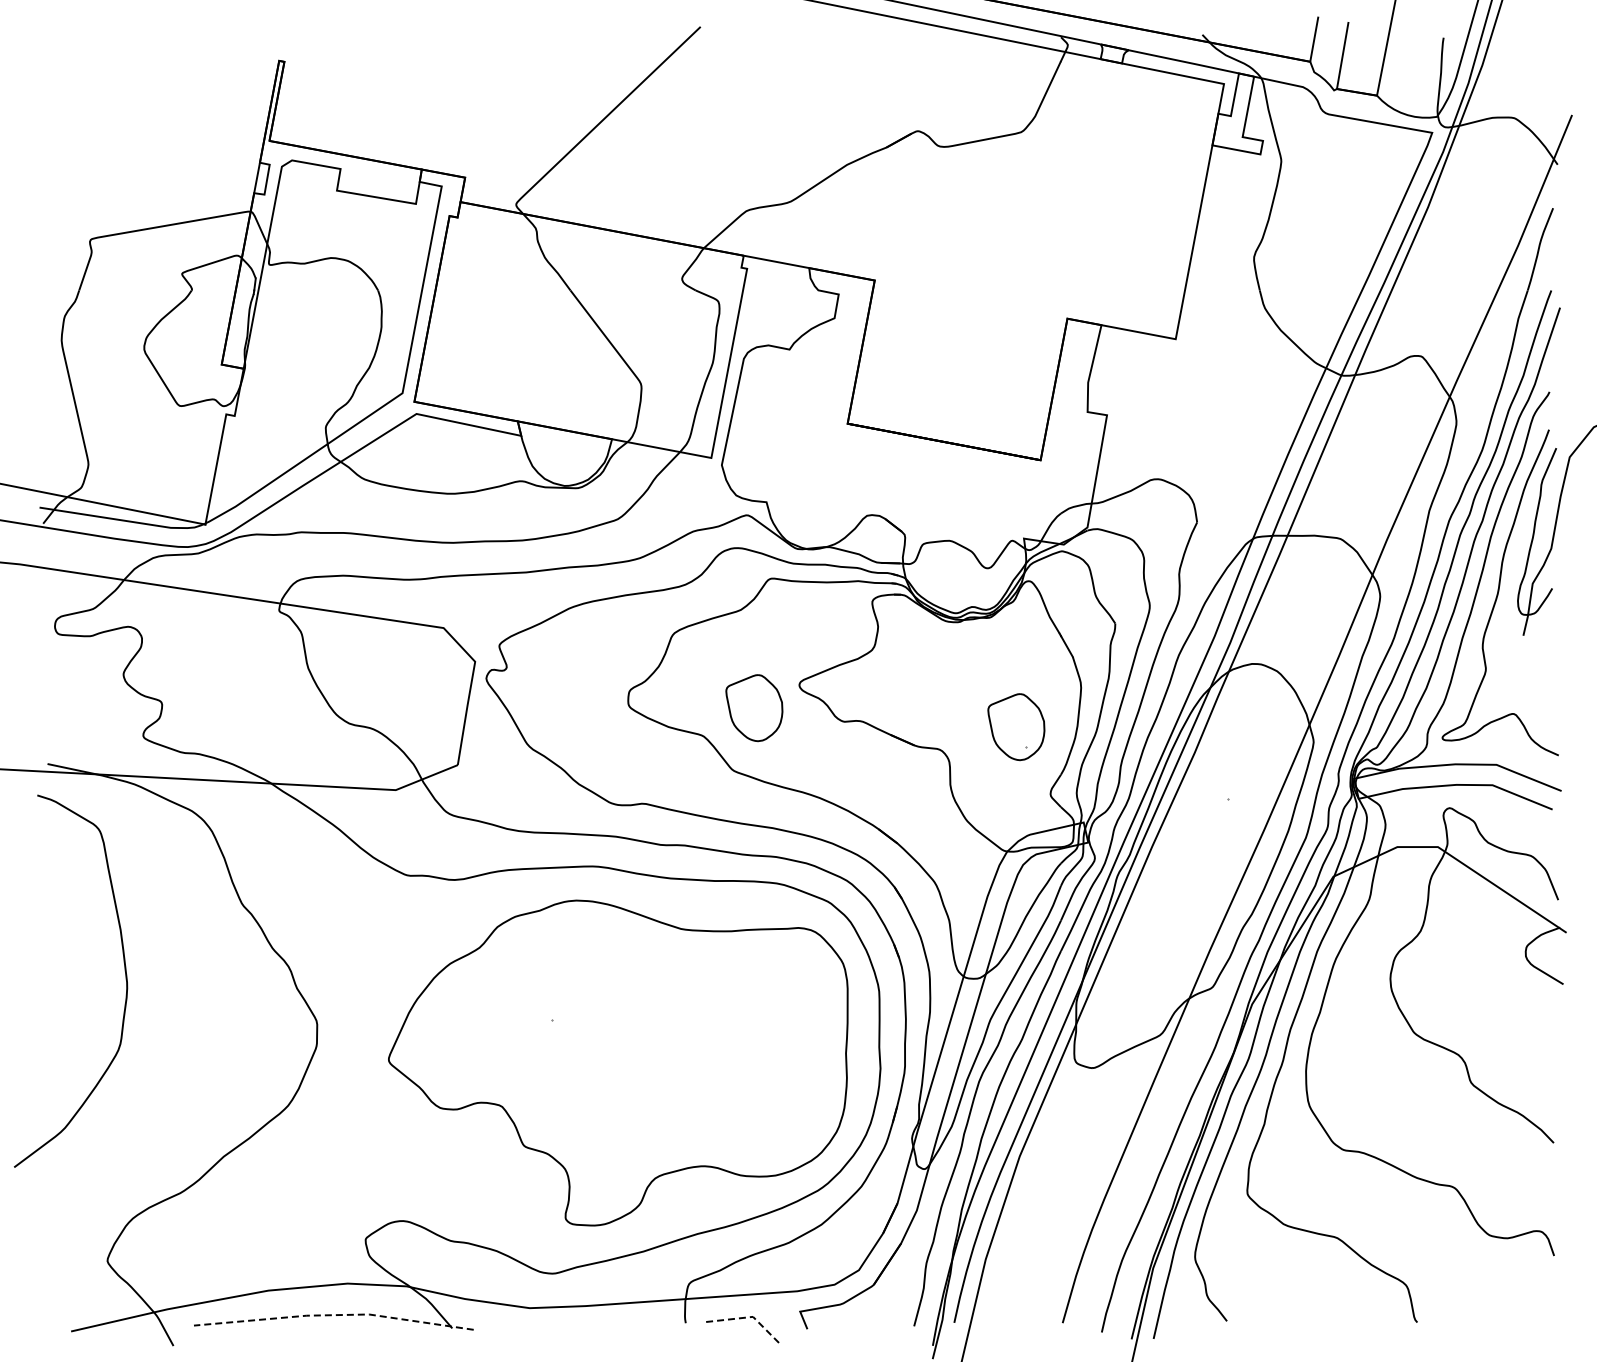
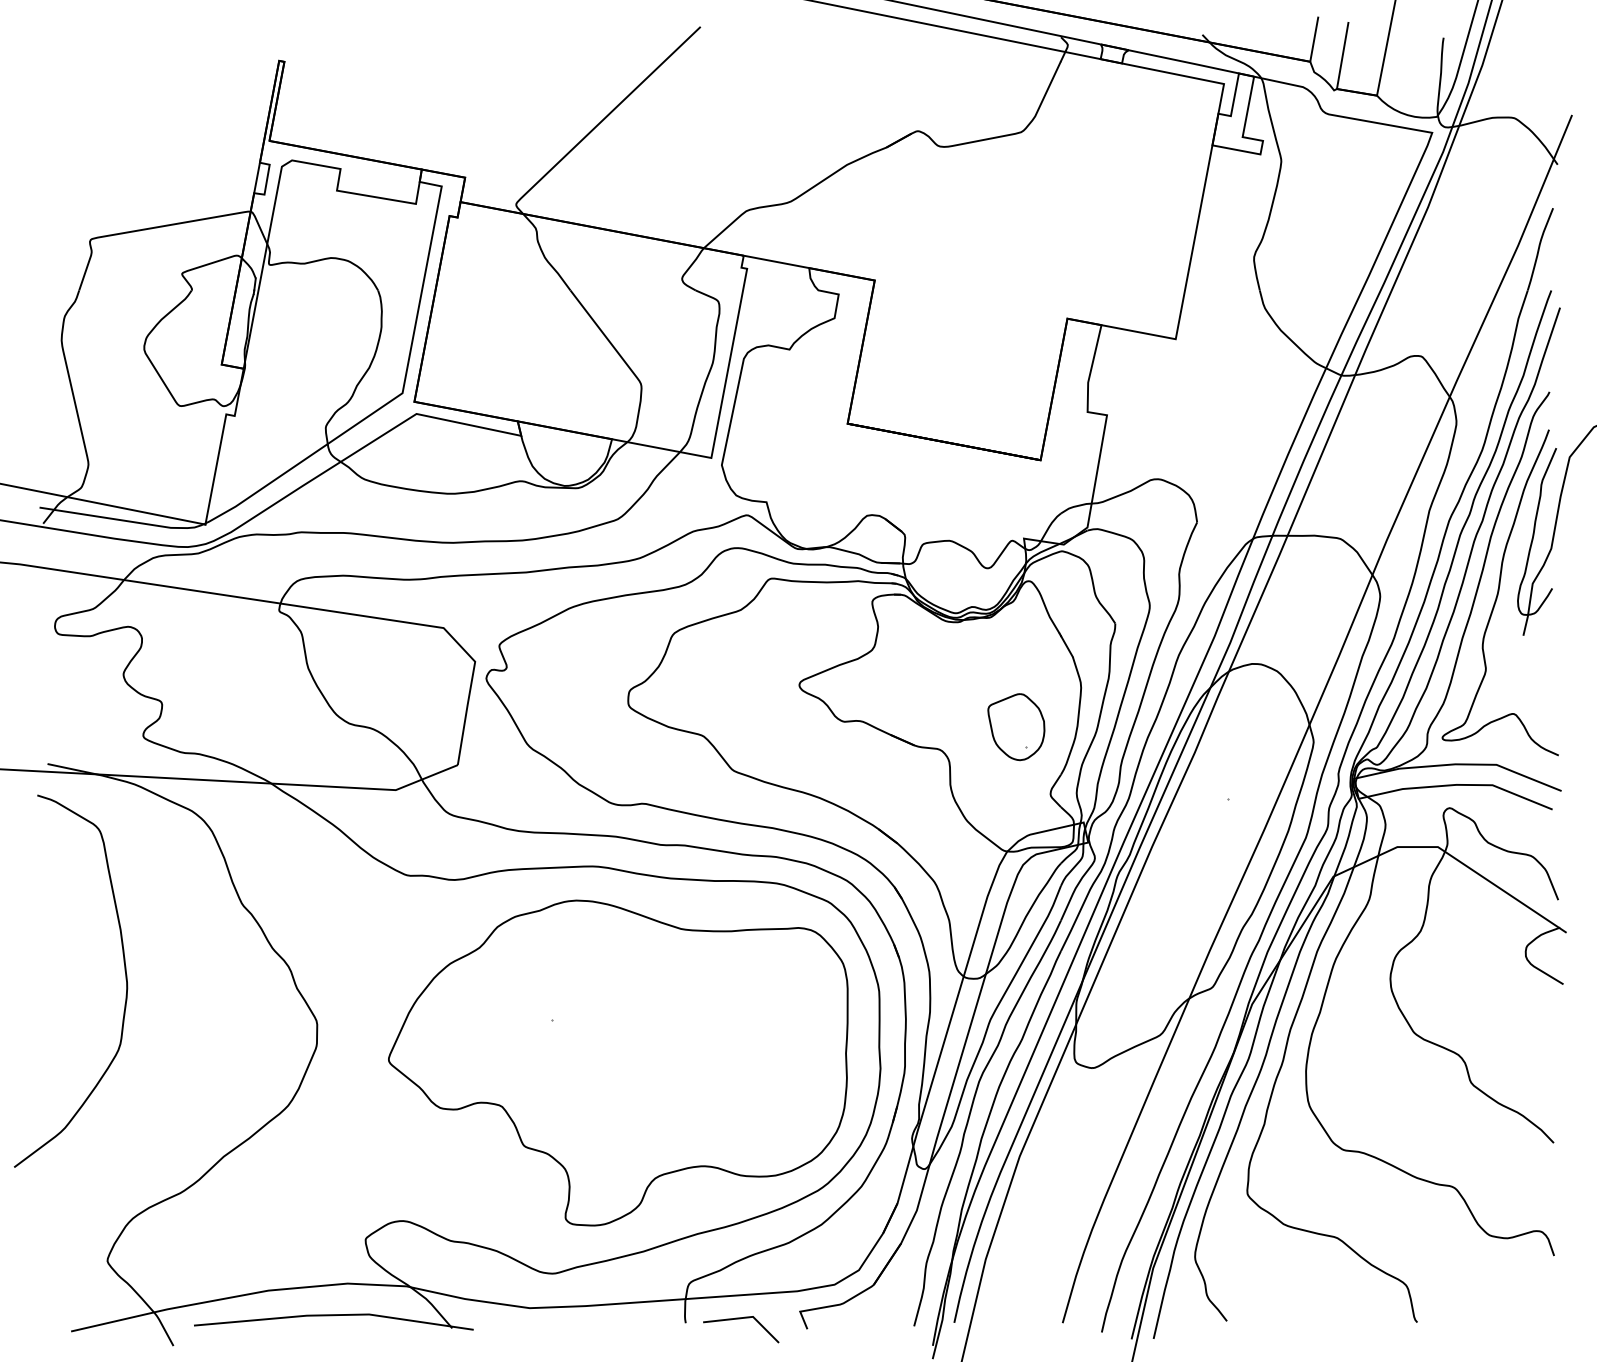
part: present -> none (754, 708)
line: dashed -> solid (333, 1315)
line: dashed -> solid (746, 1317)
